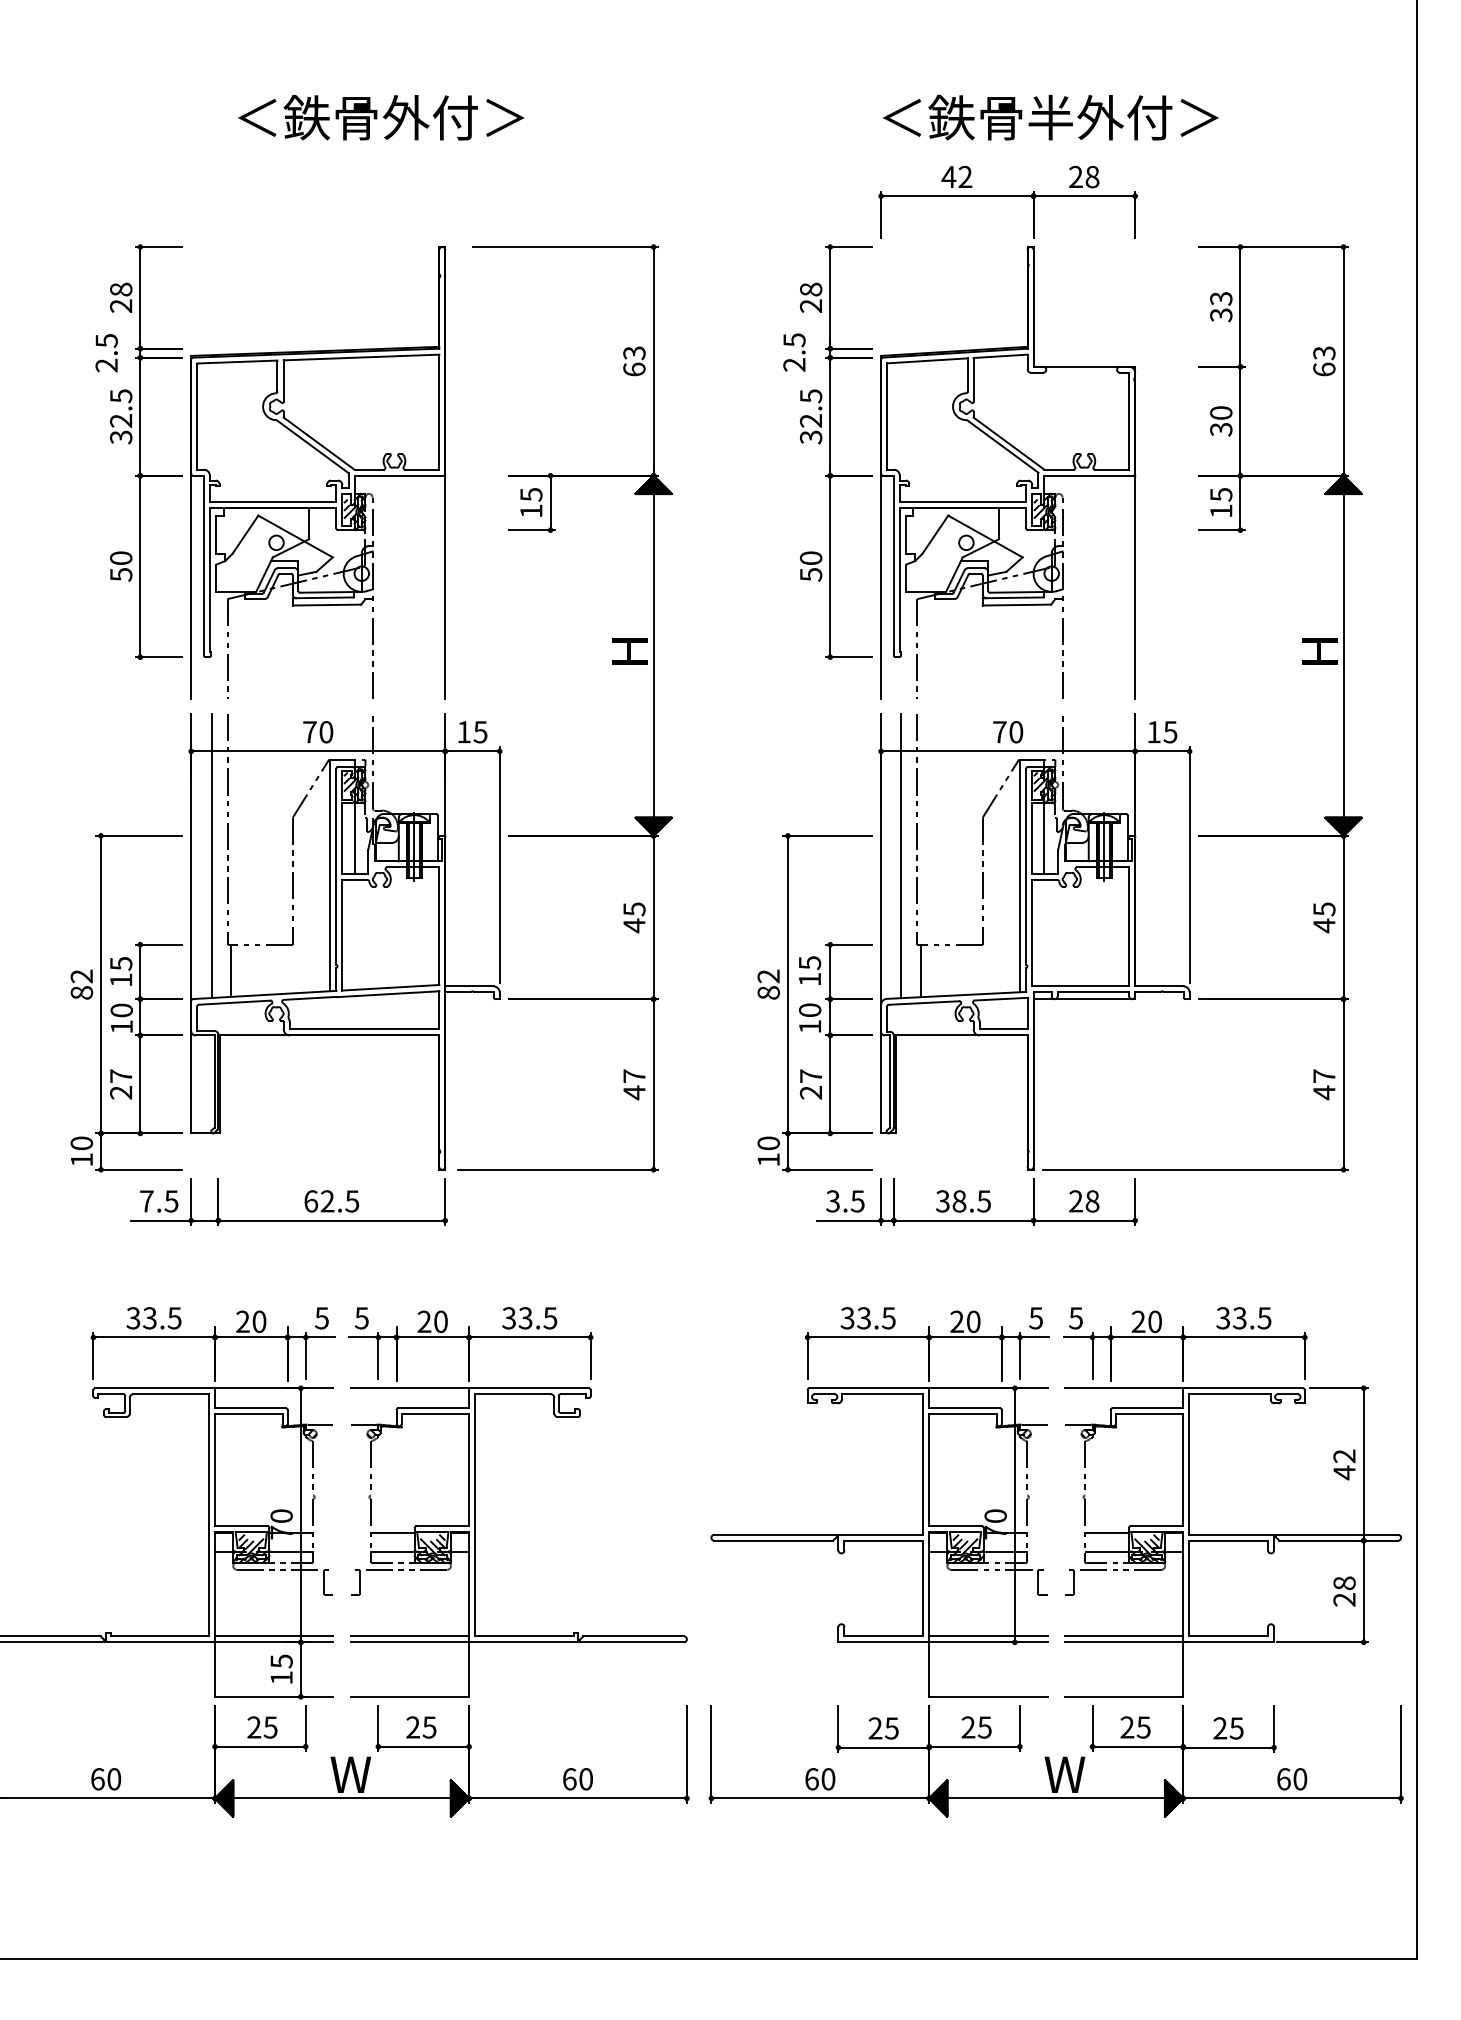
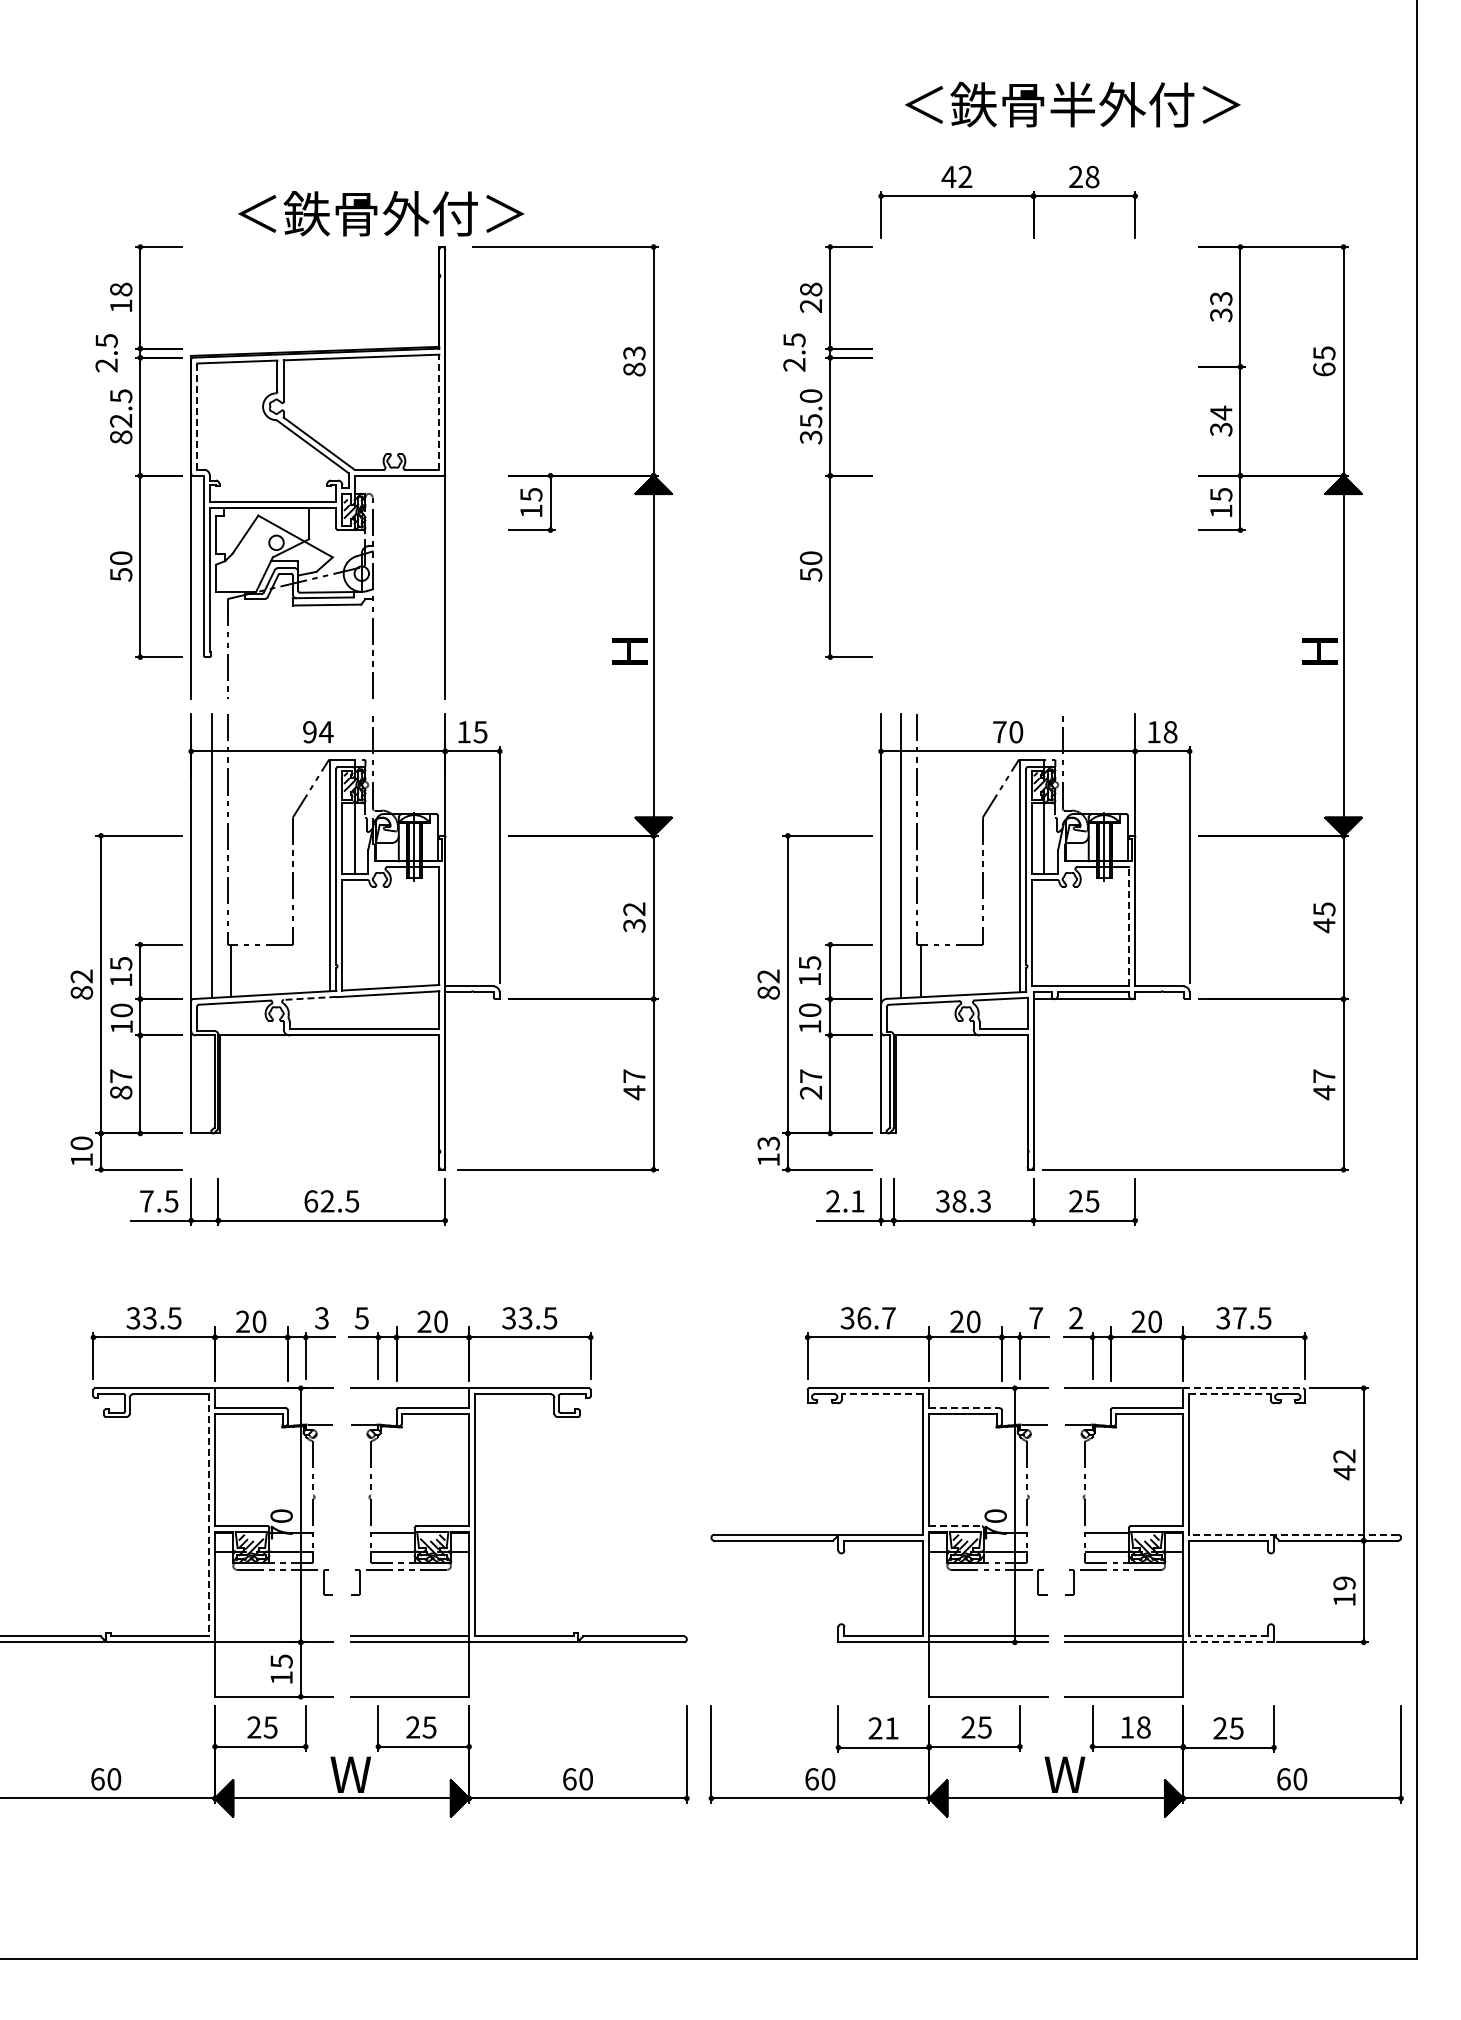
text position: (381, 117) -> (381, 213) (381, 213)
text position: (1050, 117) -> (1072, 104) (1072, 104)
text: 28 -> 18 (121, 305)
text: 63 -> 65 (1323, 352)
text: 63 -> 83 (634, 369)
text: 32.5 -> 35.0 (810, 408)
line: solid -> dashed (439, 412)
text: 30 -> 34 (1221, 412)
line: solid -> dashed (197, 416)
text: 32.5 -> 82.5 (121, 437)
part: present -> none (1008, 472)
text: 70 -> 94 (318, 732)
text: 15 -> 18 (1170, 732)
text: 45 -> 32 (634, 917)
line: solid -> dashed (1129, 926)
line: solid -> dashed (309, 998)
text: 27 -> 87 (121, 1092)
text: 10 -> 13 (768, 1143)
text: 3.5 -> 2.1 (845, 1201)
text: 38.5 -> 38.3 (983, 1201)
text: 28 -> 25 (1092, 1201)
text: 5 -> 3 (321, 1317)
text: 33.5 -> 36.7 (876, 1318)
text: 5 -> 7 (1036, 1318)
text: 5 -> 2 (1075, 1318)
text: 33.5 -> 37.5 (1239, 1318)
line: solid -> dashed (1243, 1388)
line: solid -> dashed (882, 1394)
line: solid -> dashed (1230, 1394)
line: solid -> dashed (965, 1408)
line: solid -> dashed (209, 1515)
line: solid -> dashed (956, 1526)
line: solid -> dashed (1293, 1534)
text: 28 -> 19 (1344, 1591)
line: present -> none (274, 1635)
line: solid -> dashed (1228, 1636)
line: solid -> dashed (1228, 1642)
text: 25 -> 18 (1135, 1727)
text: 25 -> 21 (891, 1728)
